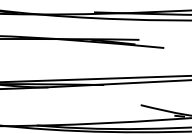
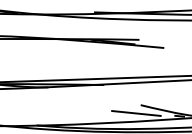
line: none -> present (136, 113)
